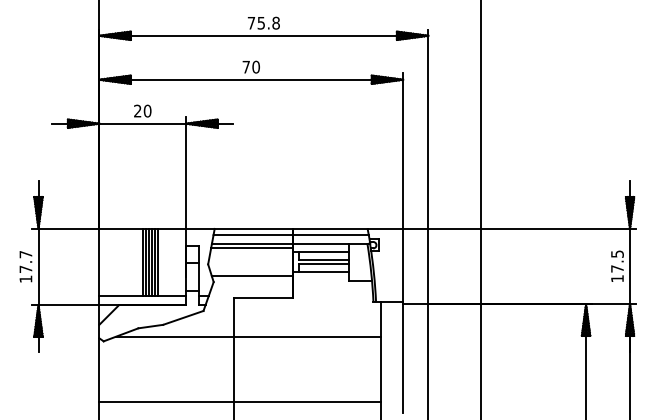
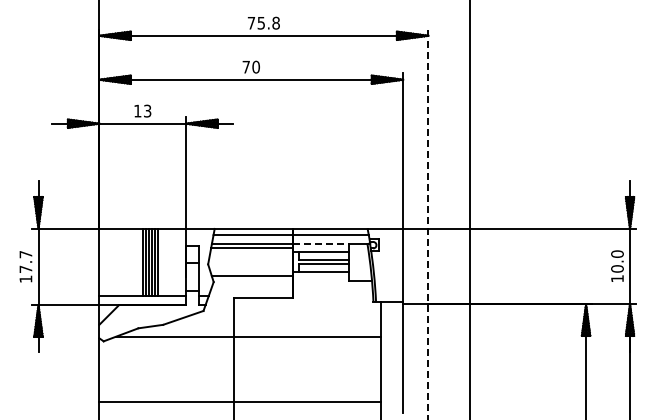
text: 20 -> 13 (142, 110)
line position: (481, 209) -> (470, 209) (470, 209)
line: solid -> dashed (428, 225)
line: solid -> dashed (321, 244)
text: 17.5 -> 10.0 (617, 261)
